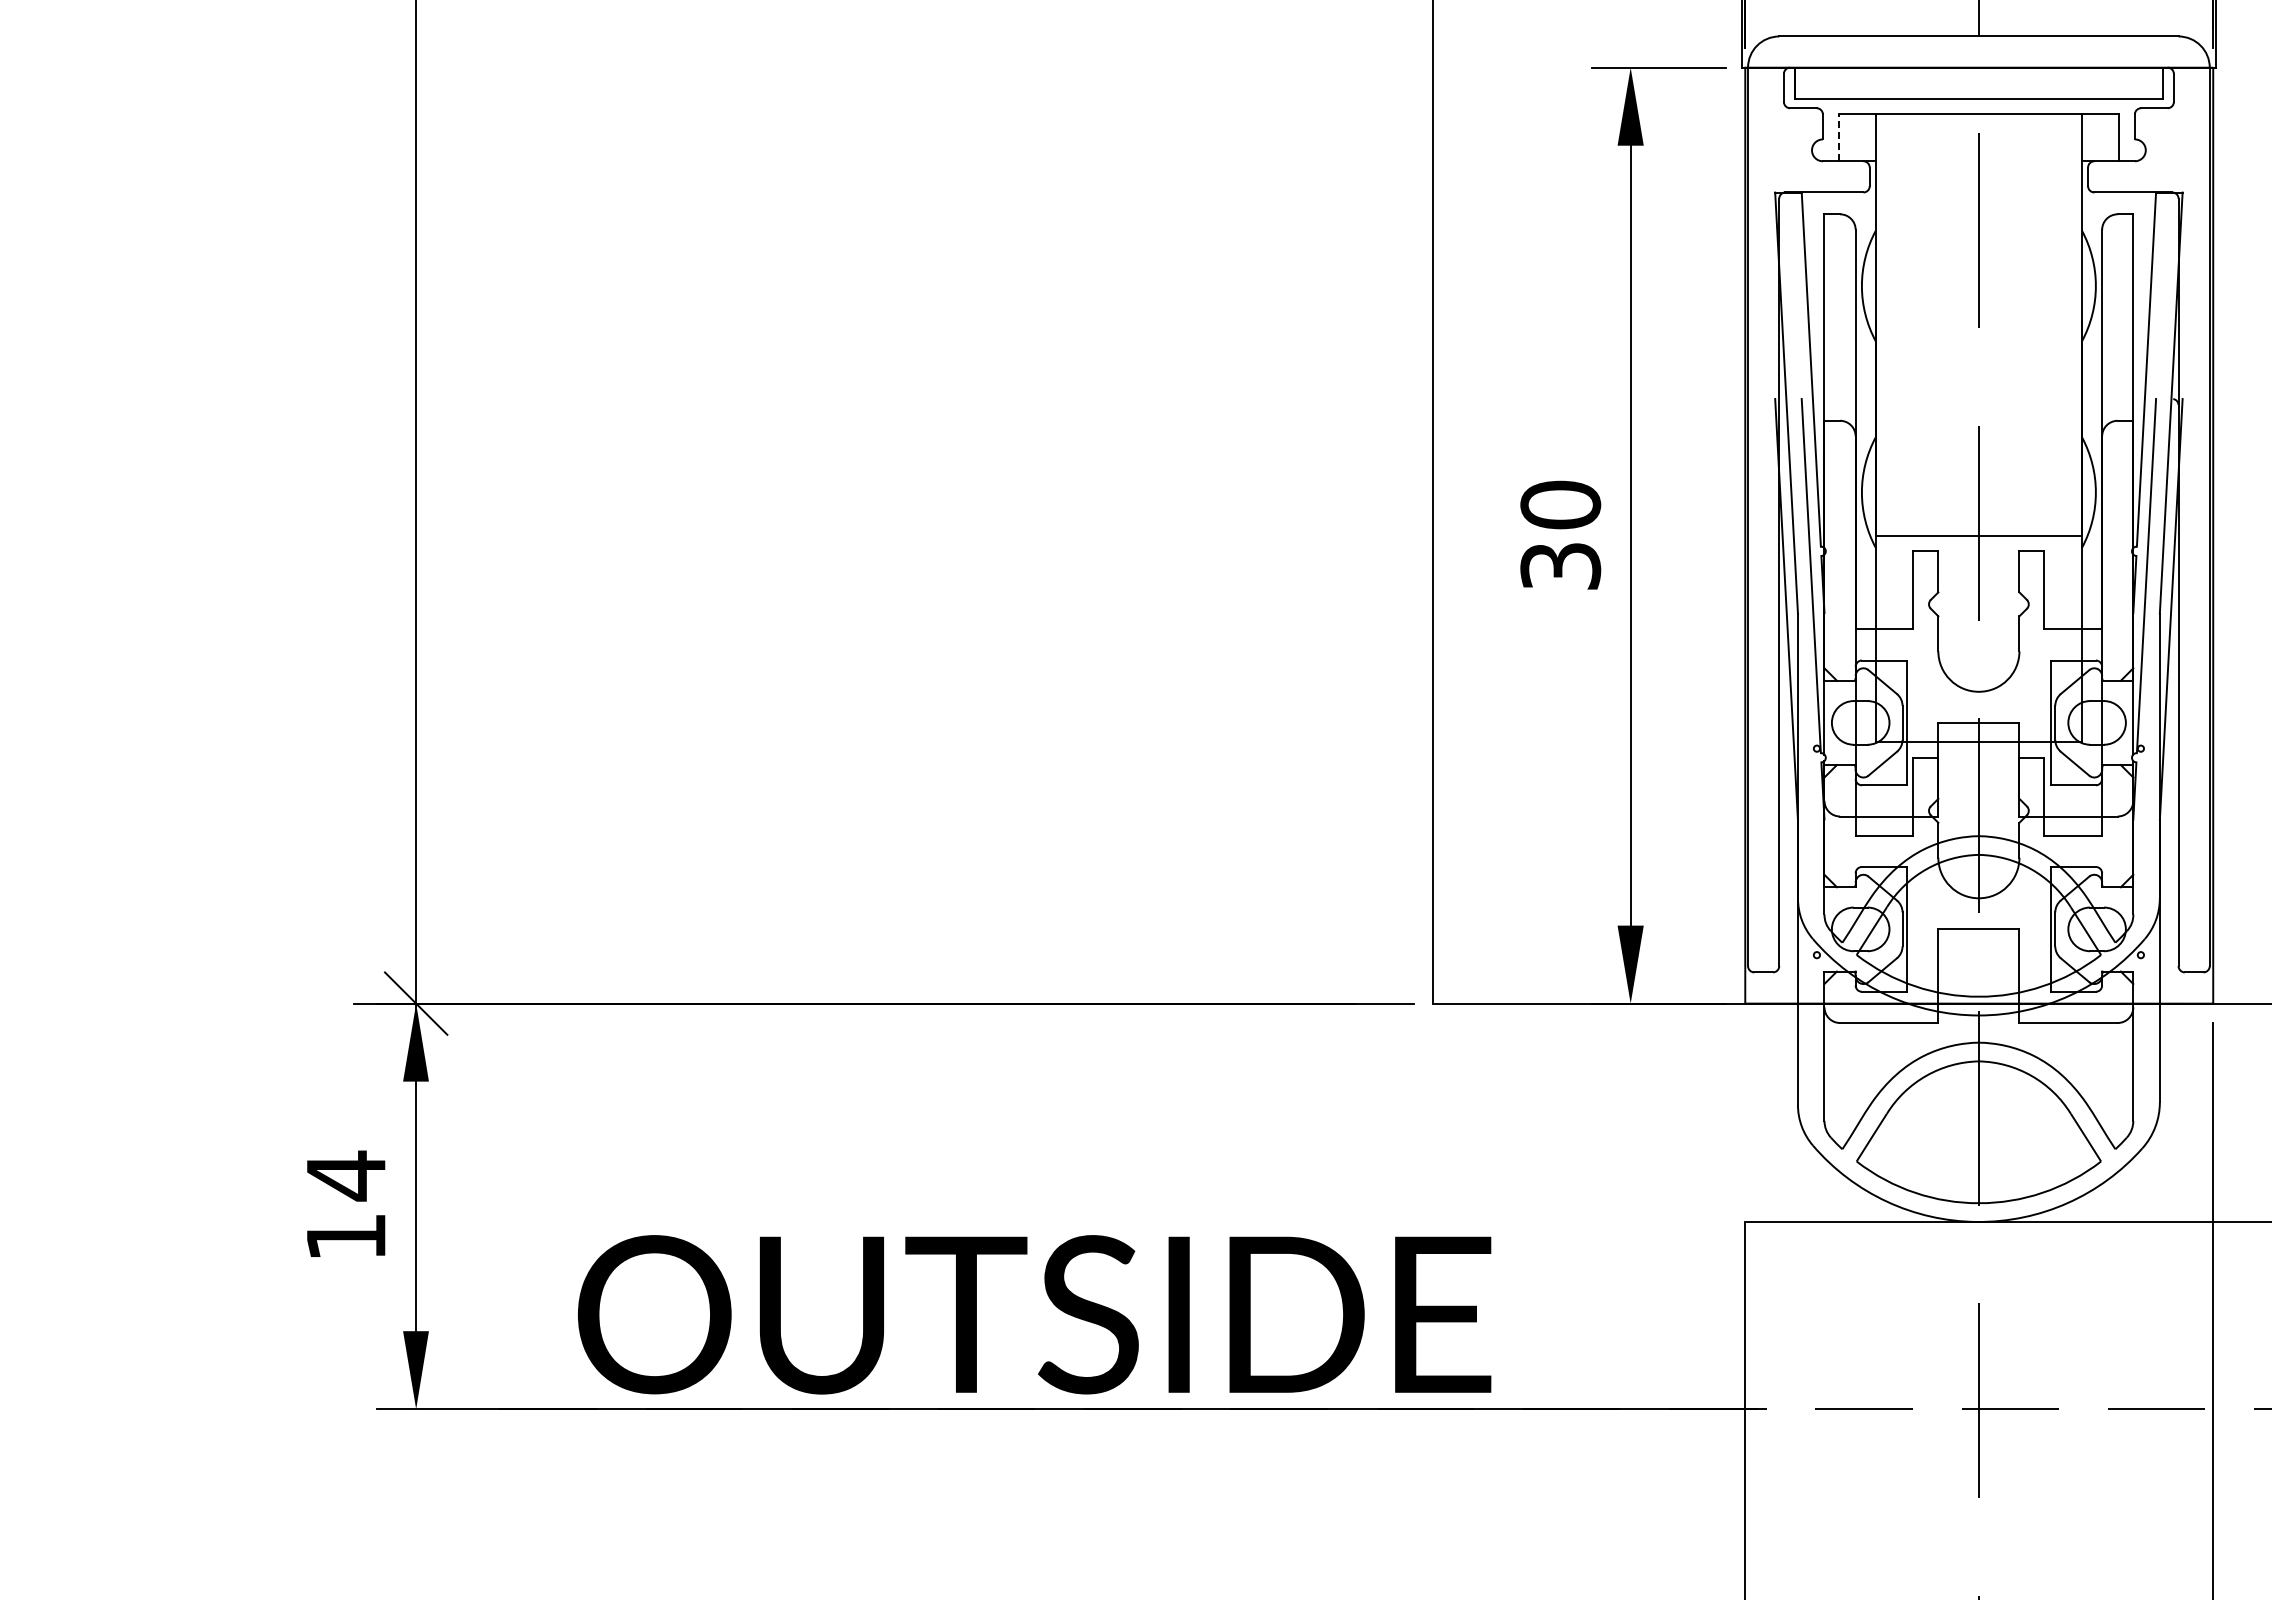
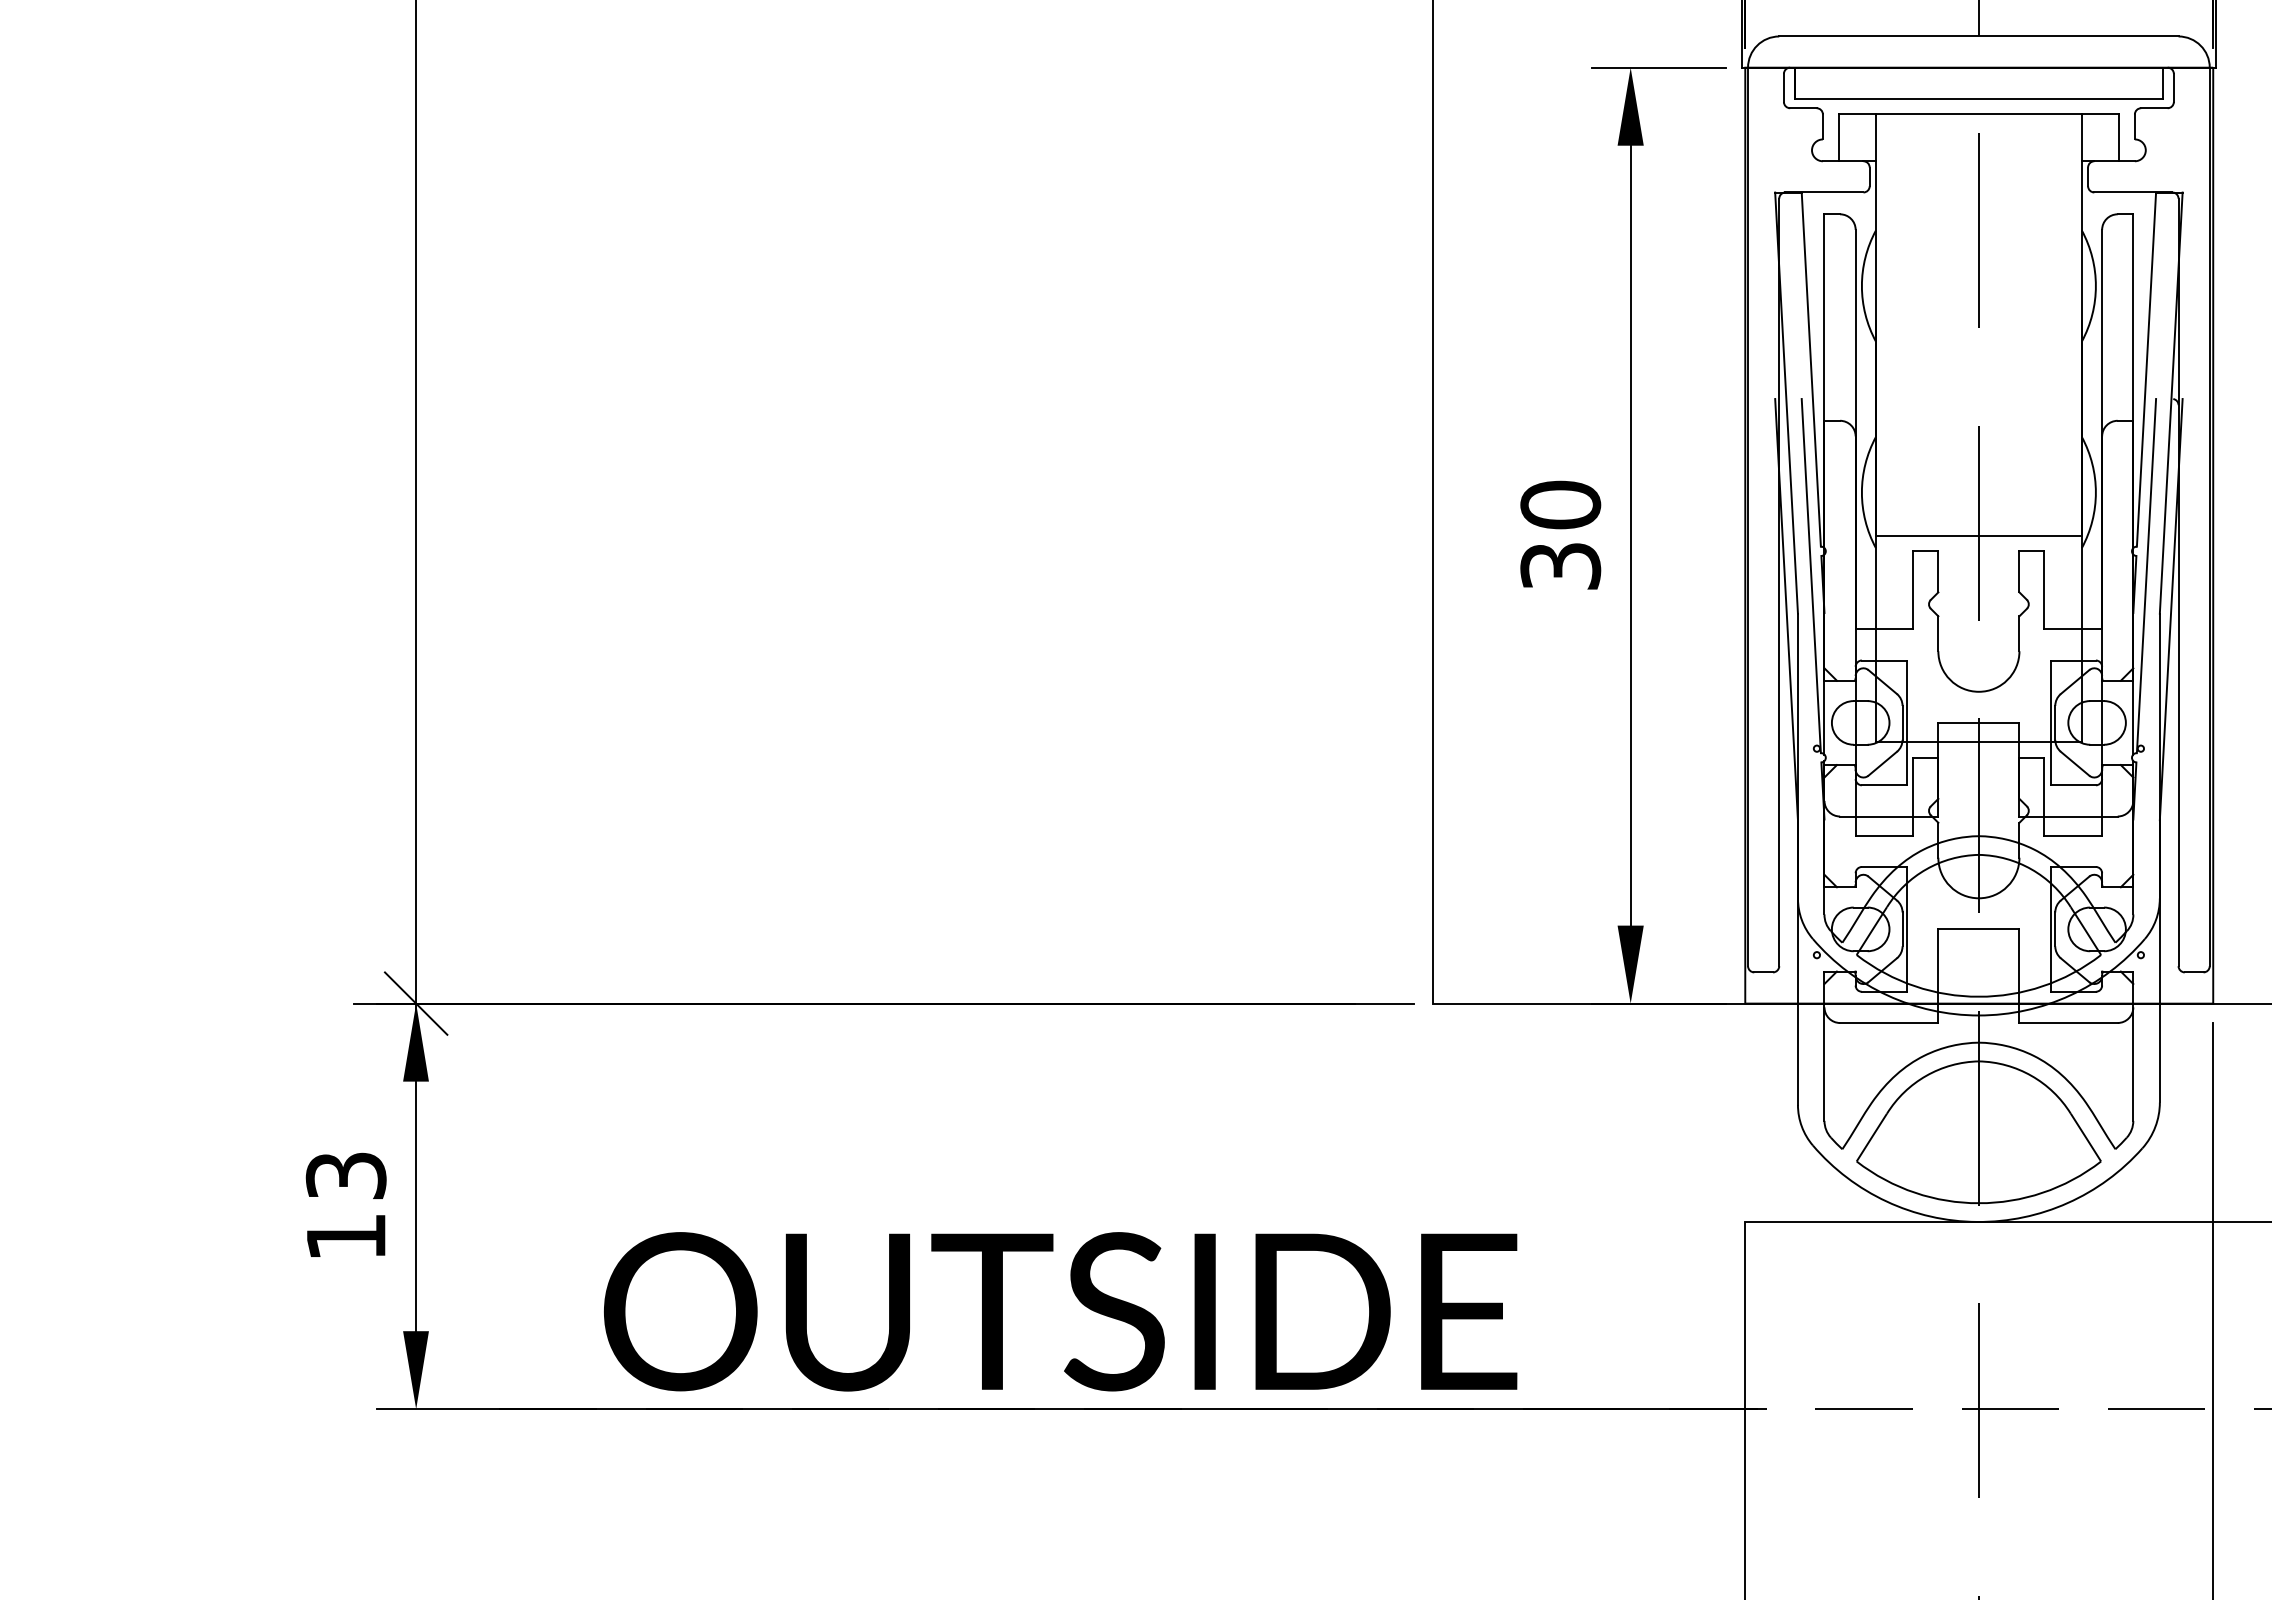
line: dashed -> solid (1838, 137)
text: 14 -> 13 (345, 1175)
text position: (1034, 1314) -> (1060, 1311) (1060, 1311)
